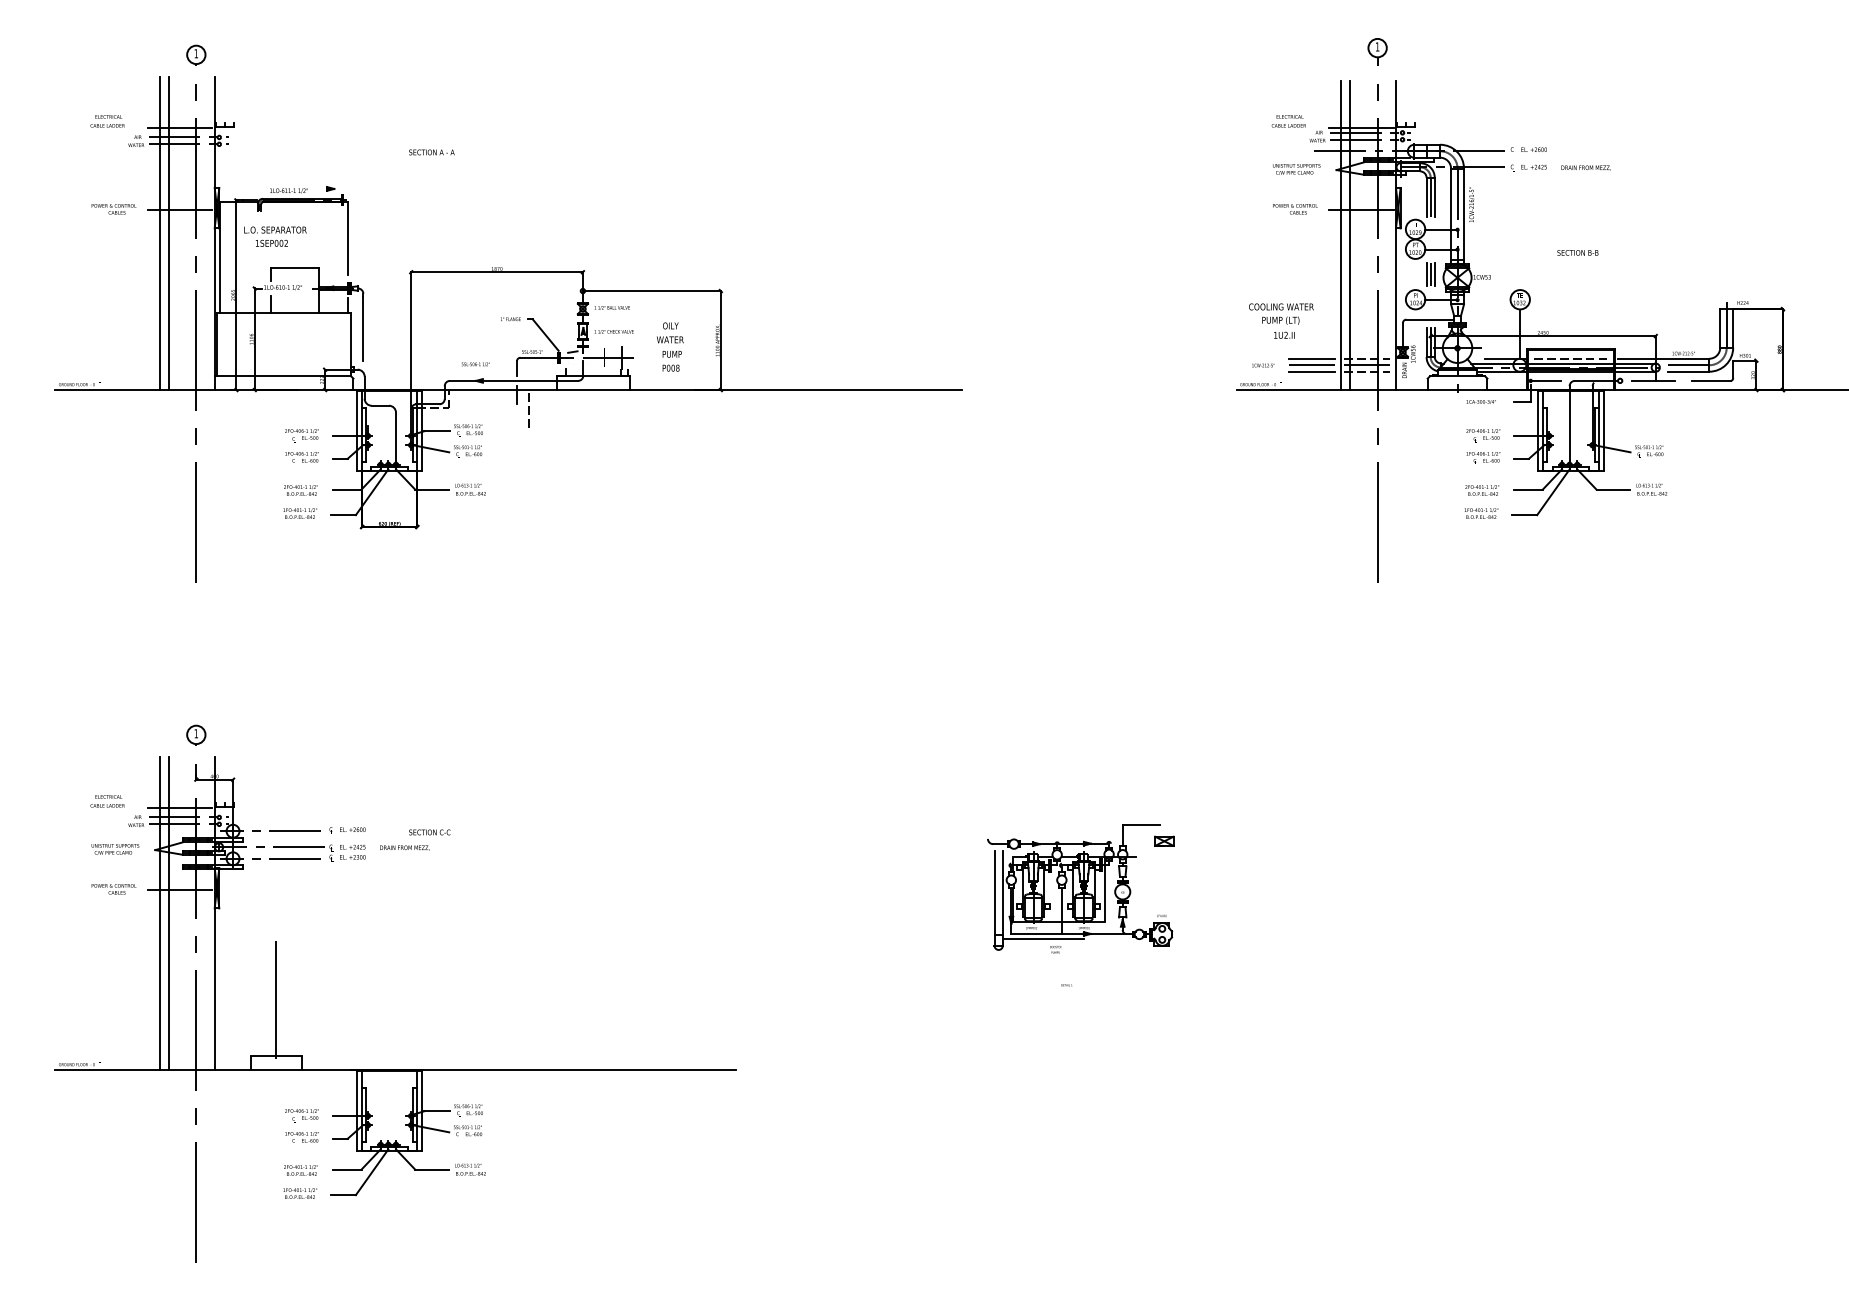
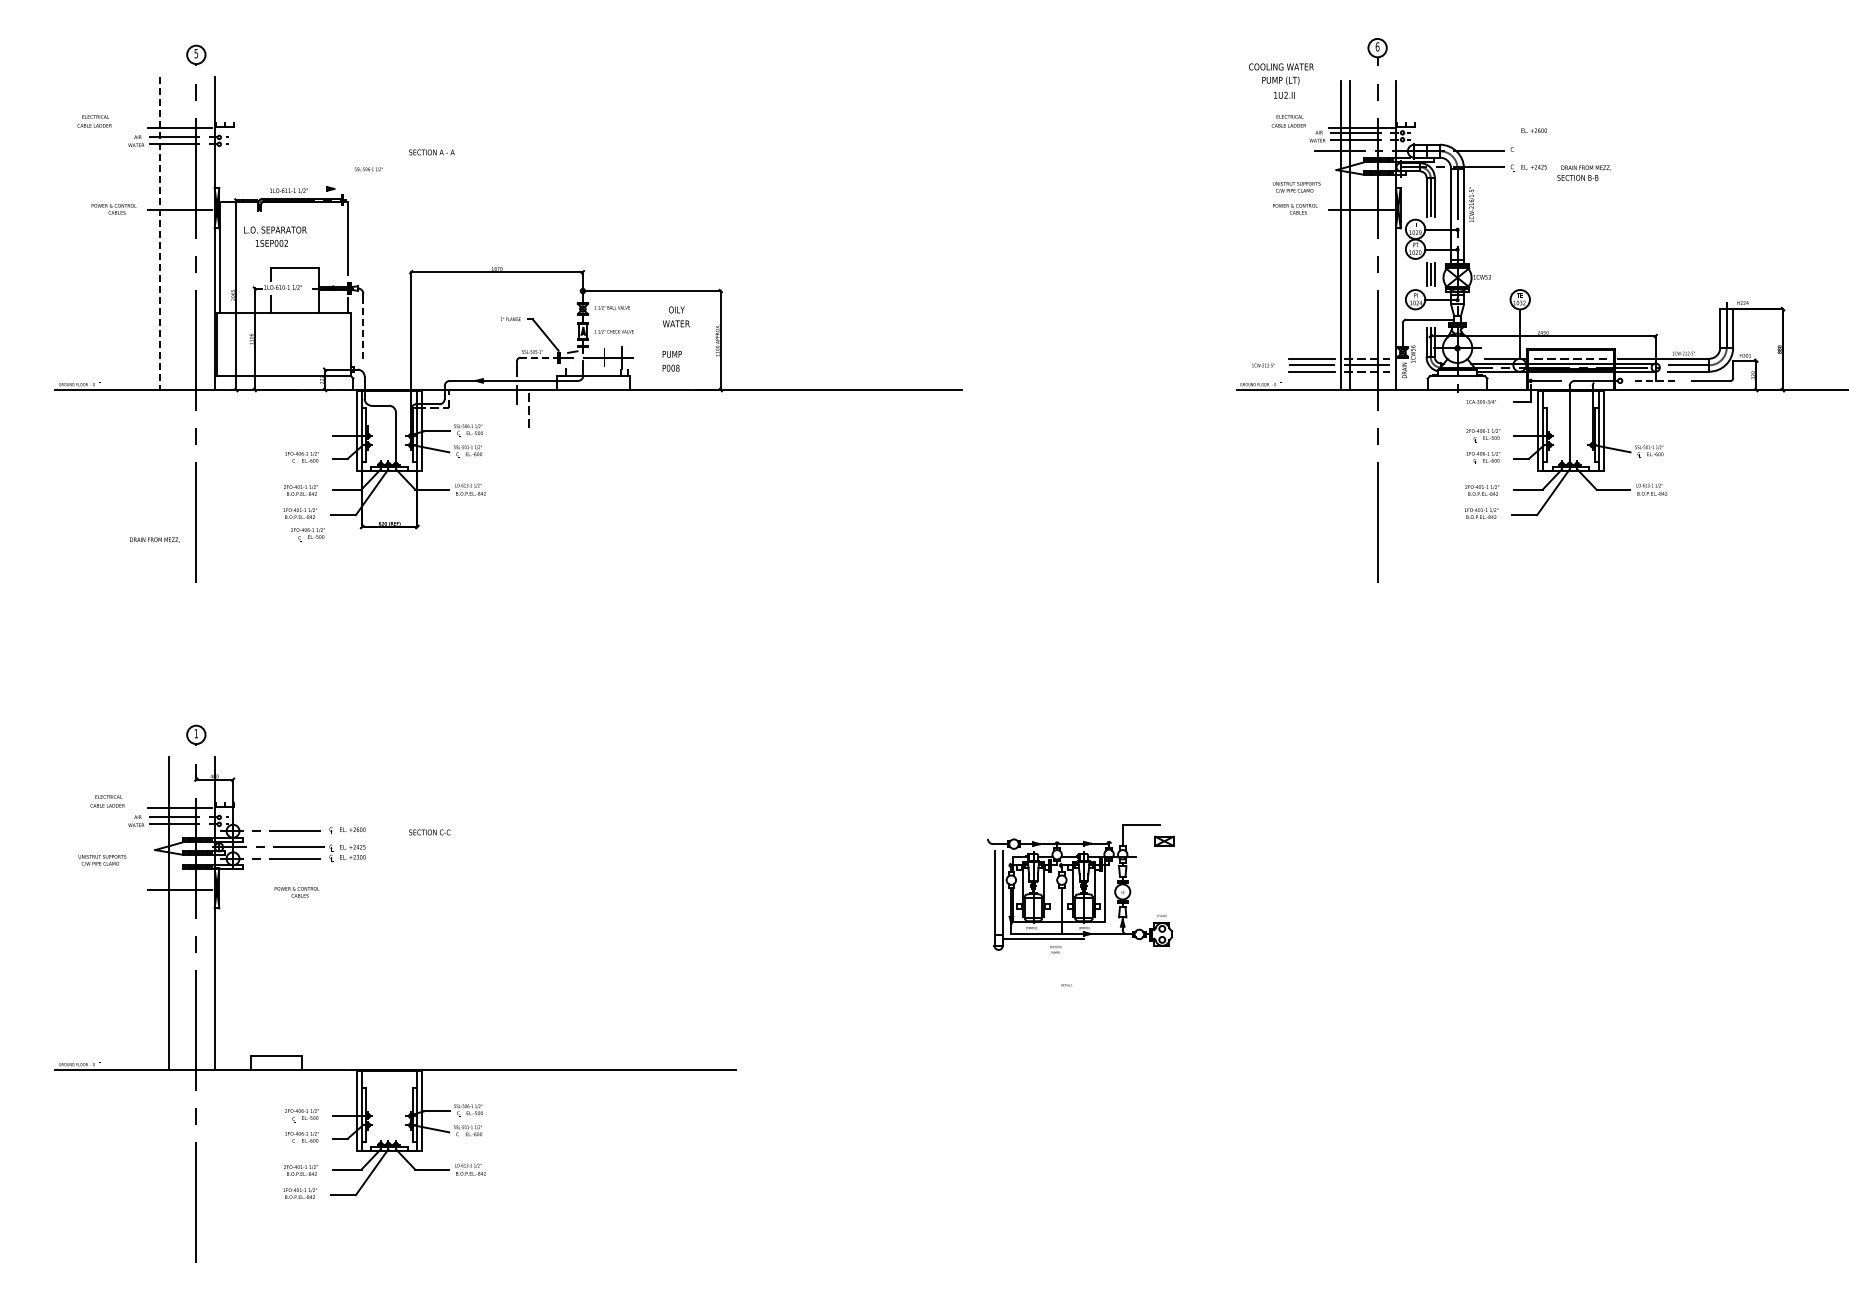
text: 1 -> 6 (1377, 46)
text: 1 -> 5 (196, 53)
text position: (107, 121) -> (94, 121) (94, 121)
text position: (1533, 149) -> (1533, 130) (1533, 130)
text position: (1296, 169) -> (1296, 187) (1296, 187)
line: solid -> dashed (159, 233)
line: present -> none (168, 233)
text position: (1577, 252) -> (1577, 177) (1577, 177)
text position: (1281, 320) -> (1281, 80) (1281, 80)
line: solid -> dashed (363, 328)
text position: (670, 332) -> (676, 316) (676, 316)
line: solid -> dashed (539, 357)
text position: (475, 364) -> (368, 169) (368, 169)
line: solid -> dashed (1653, 380)
text position: (301, 435) -> (307, 534) (307, 534)
text position: (404, 847) -> (154, 539) (154, 539)
text position: (115, 849) -> (102, 860) (102, 860)
text position: (113, 889) -> (296, 892) (296, 892)
line: present -> none (159, 913)
line: present -> none (276, 999)
